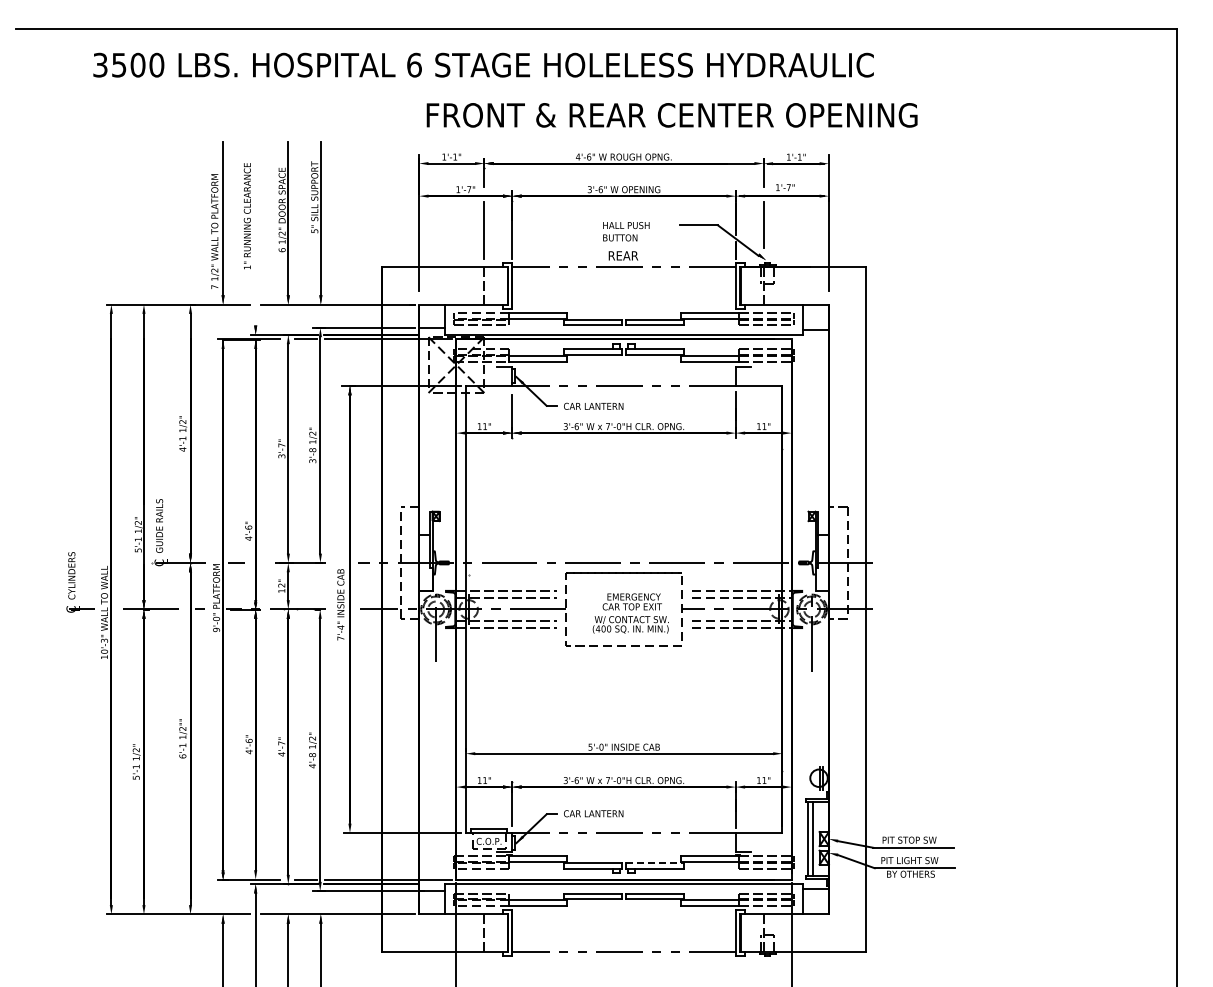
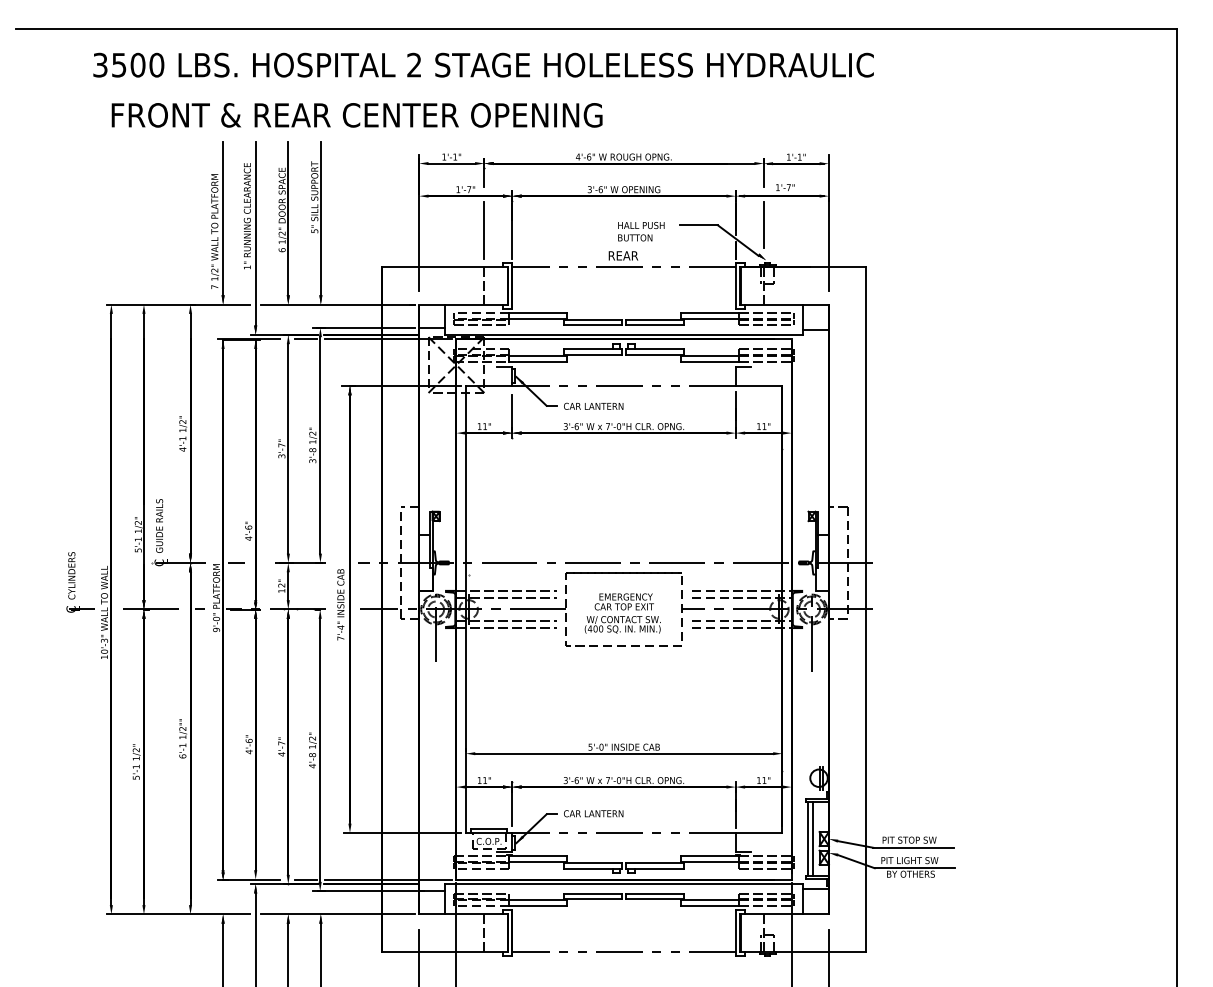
text: 6 -> 2 (414, 64)
text position: (671, 115) -> (356, 115) (356, 115)
text position: (626, 231) -> (641, 231) (641, 231)
line: none -> present (255, 233)
text position: (630, 613) -> (622, 613) (622, 613)
line: dashed -> solid (655, 863)
line: none -> present (419, 956)
line: none -> present (828, 956)
